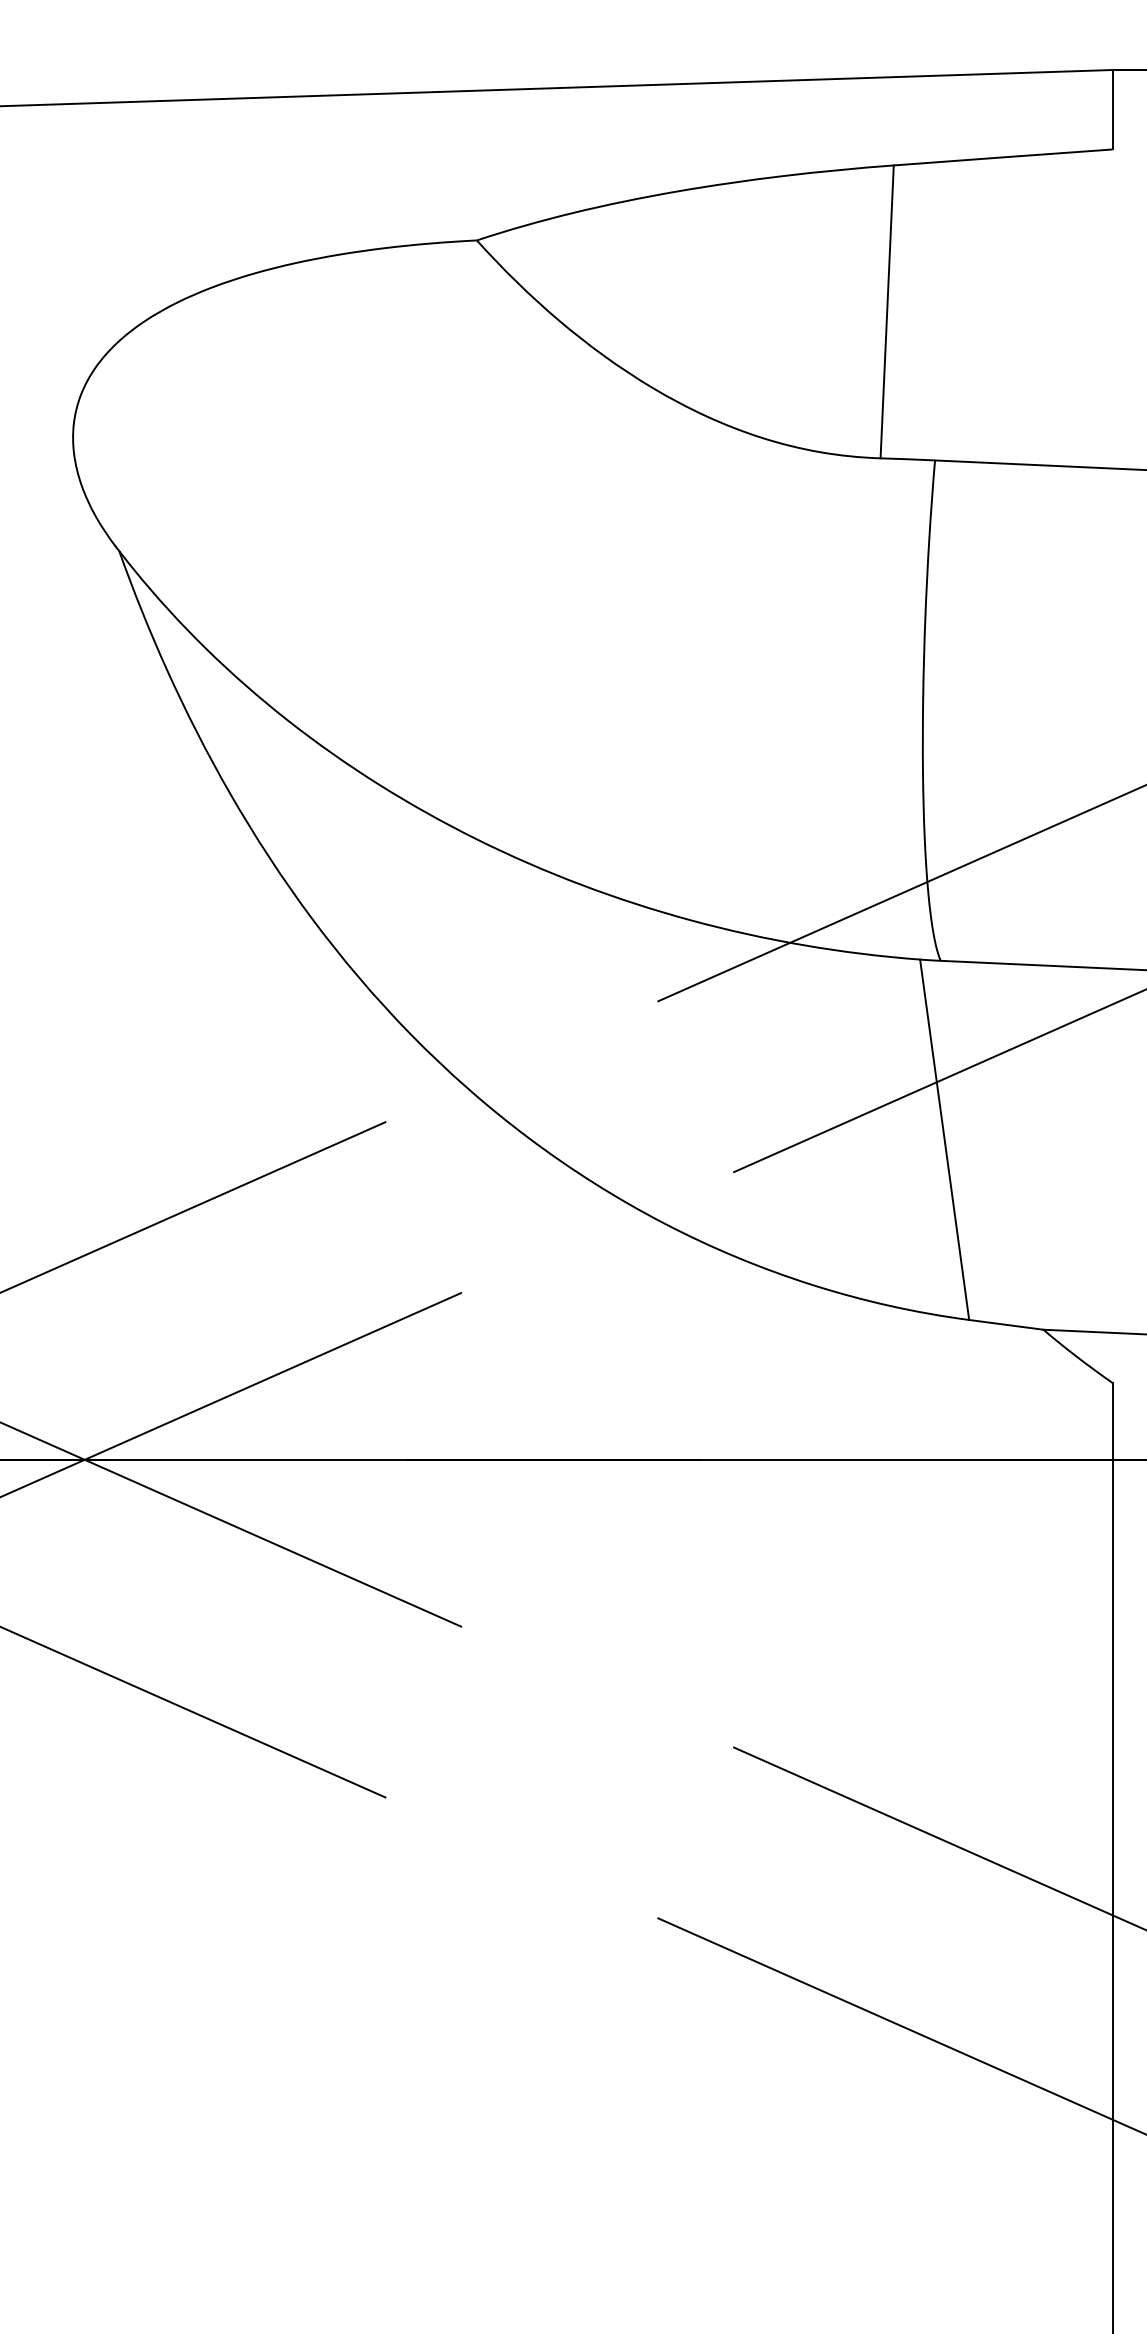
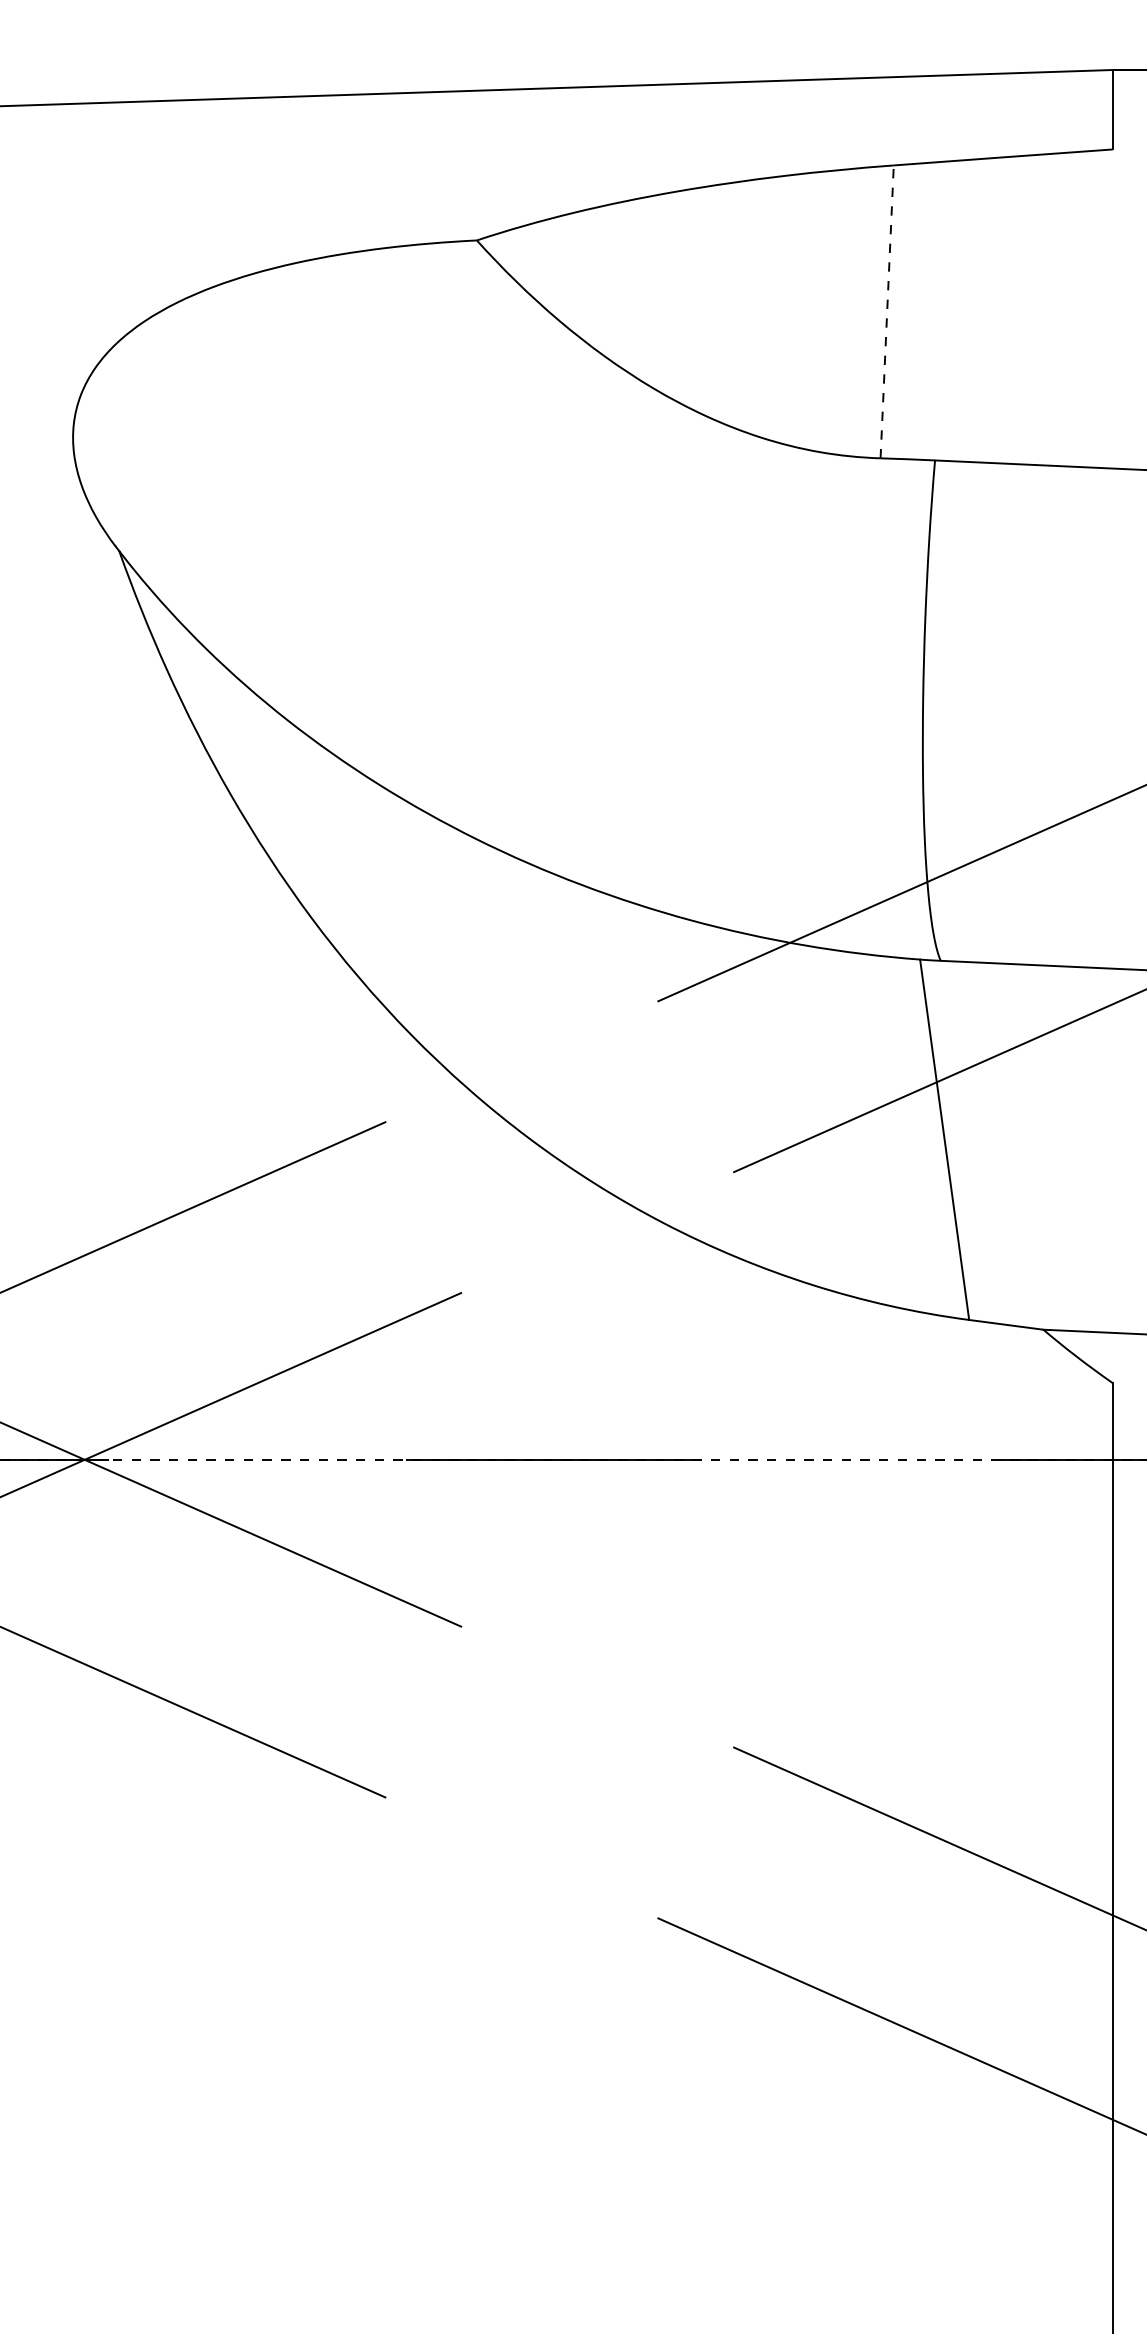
line: solid -> dashed (887, 311)
line: solid -> dashed (573, 1459)
